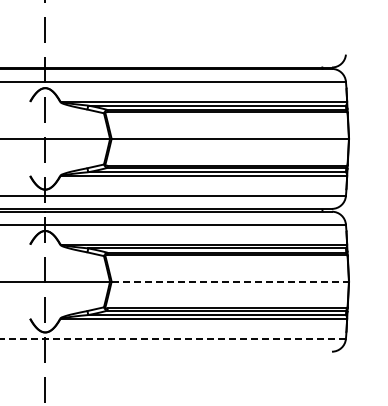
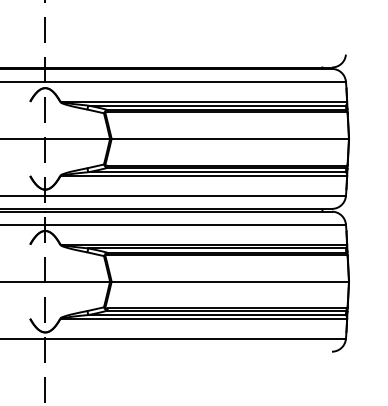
line: dashed -> solid (230, 281)
line: dashed -> solid (173, 338)
